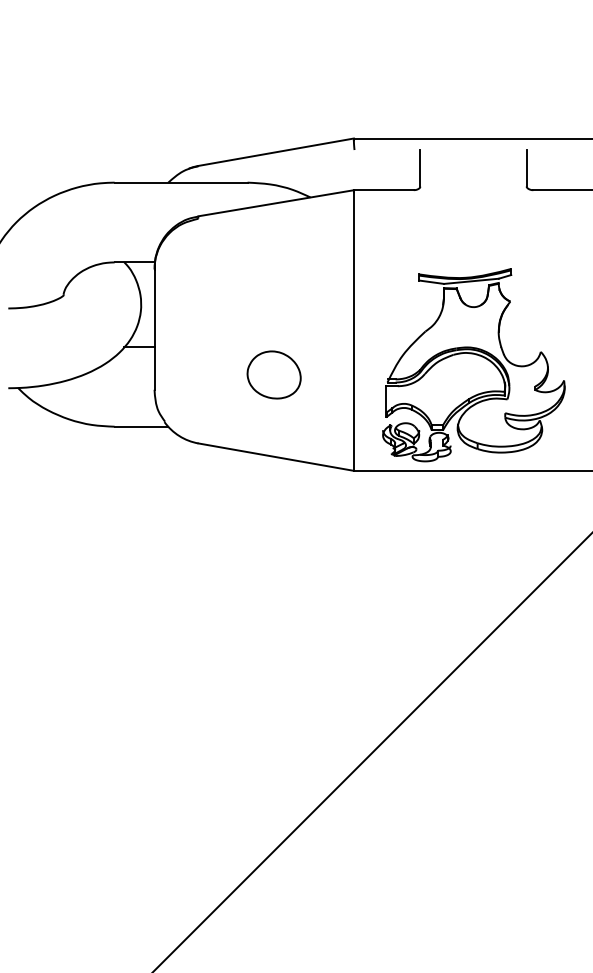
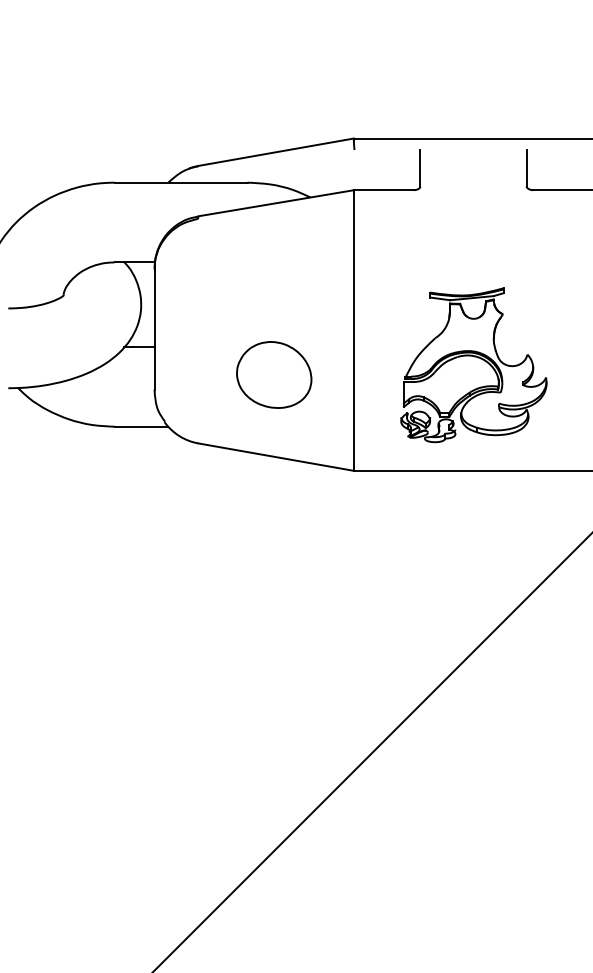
part size: 184x195 px -> 148x157 px (473, 365)
part size: 56x50 px -> 77x68 px (274, 374)
